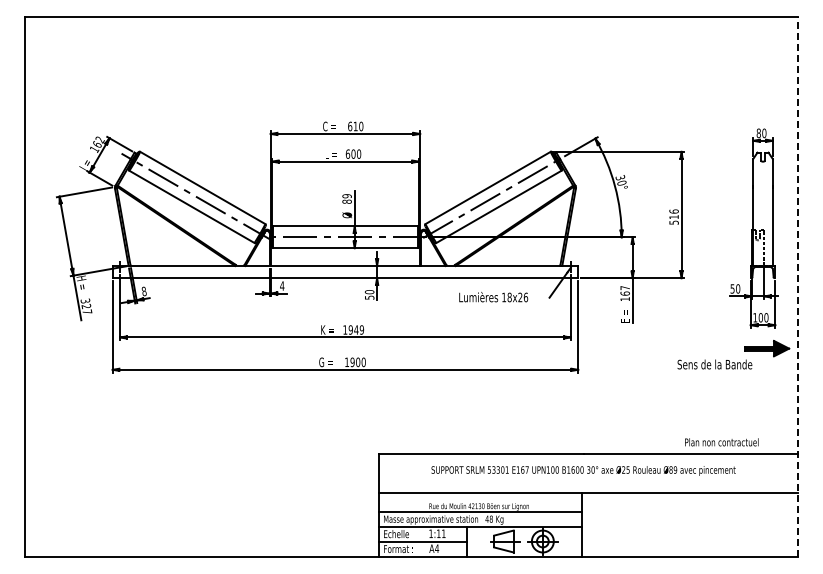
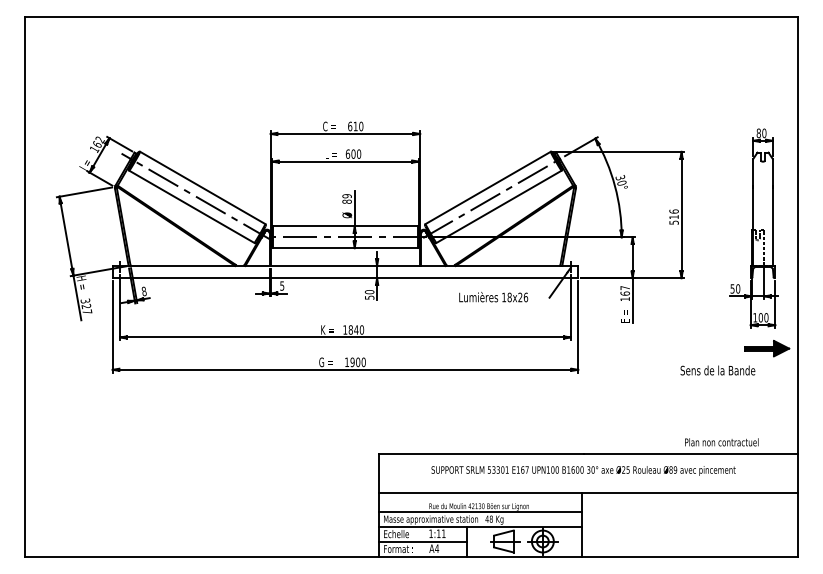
text: 4 -> 5 (282, 285)
line: dashed -> solid (798, 287)
text: 1949 -> 1840 (355, 329)
text position: (714, 364) -> (717, 370) (717, 370)
